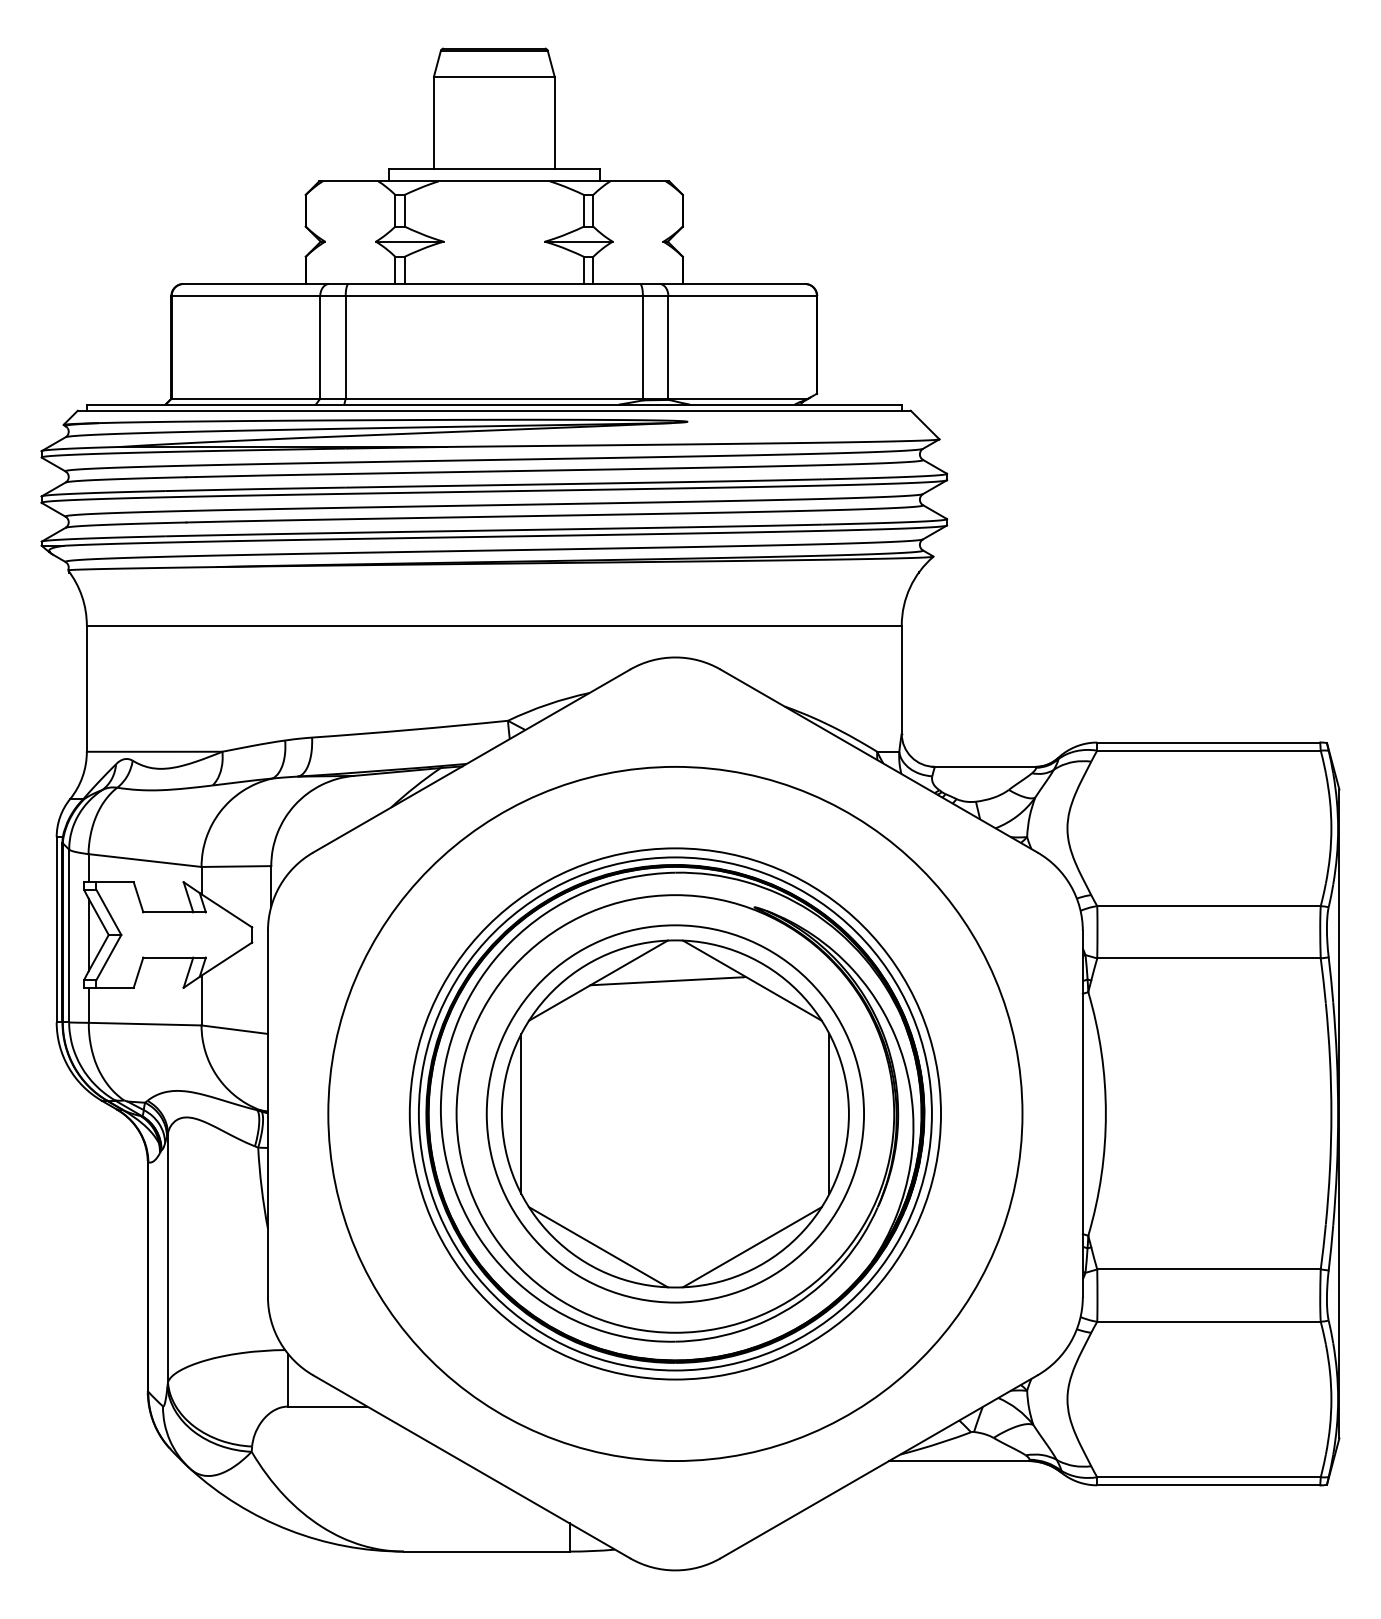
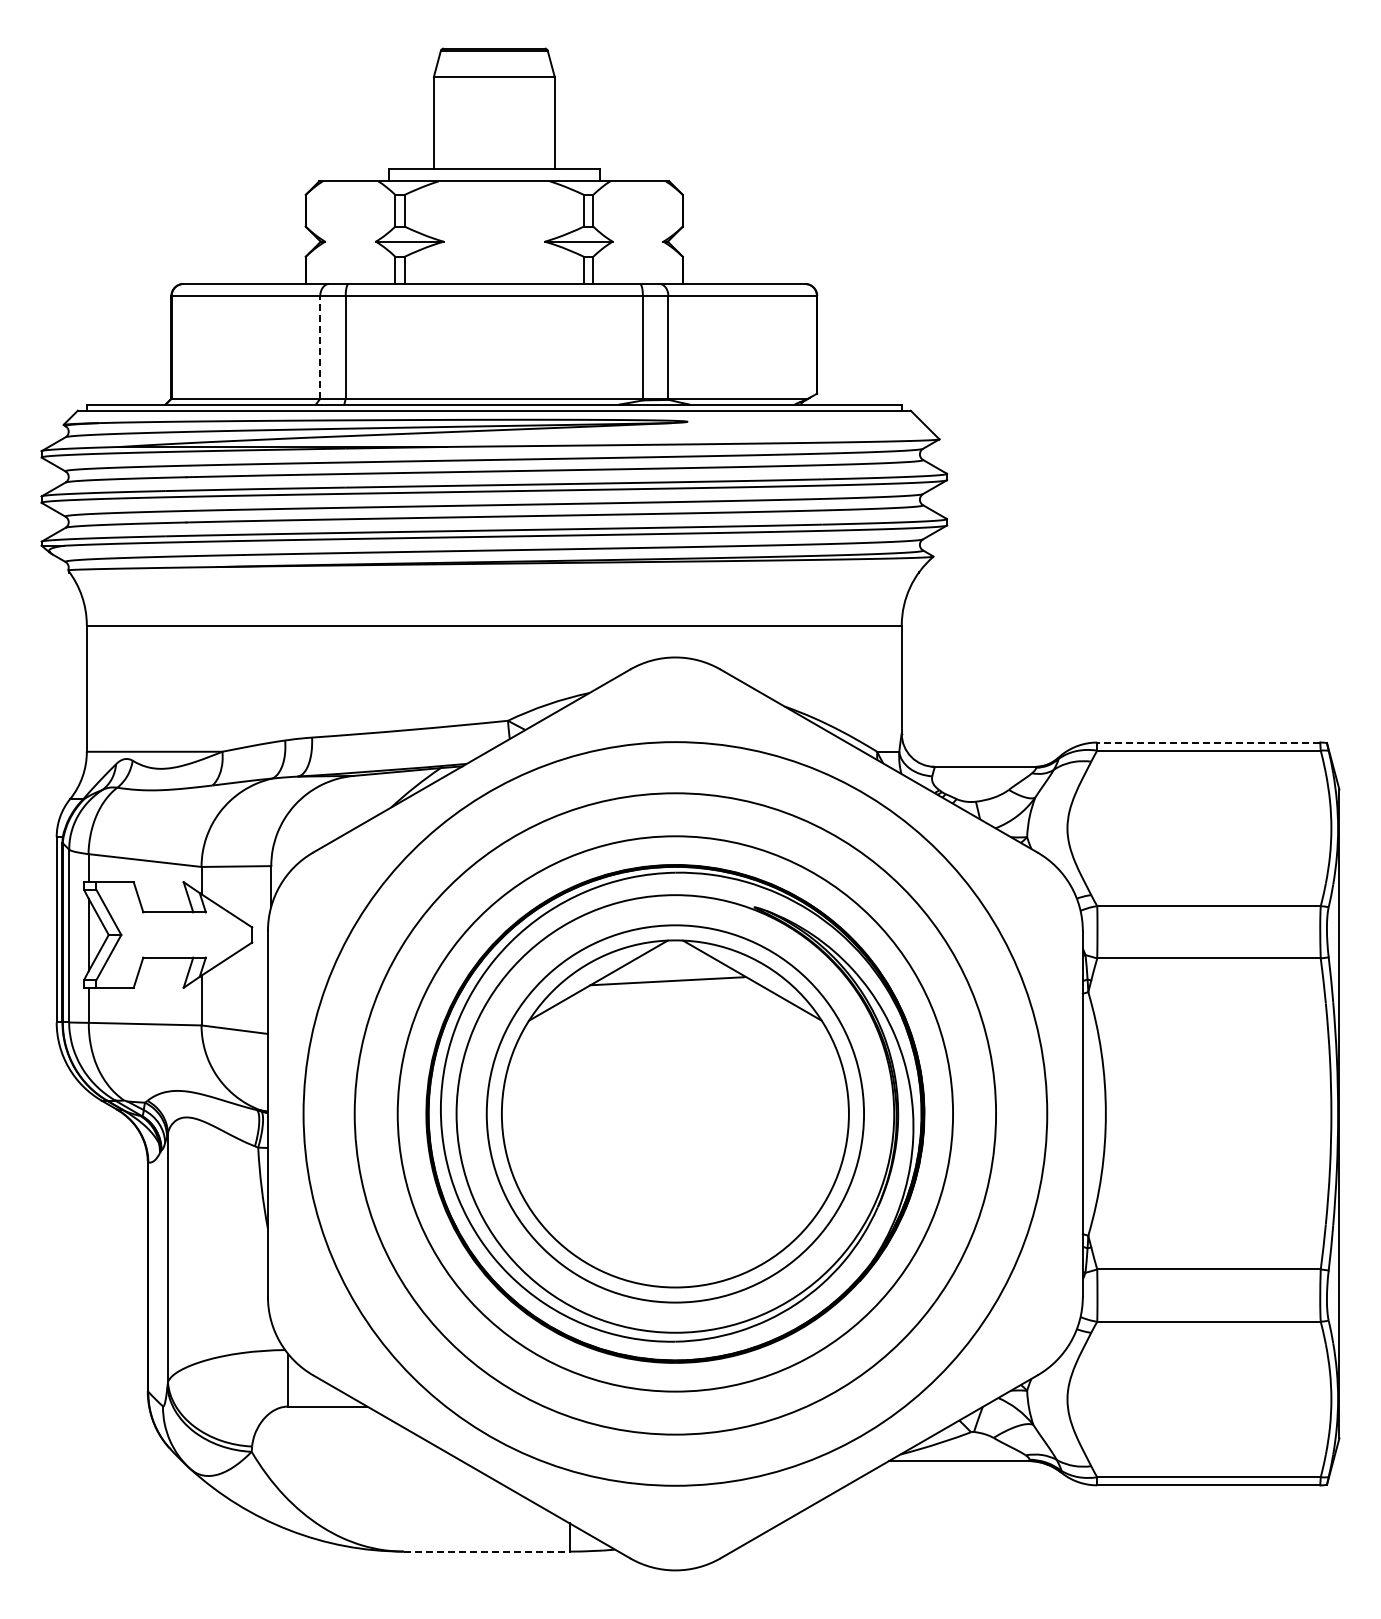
line: solid -> dashed (320, 346)
line: solid -> dashed (1208, 742)
line: present -> none (521, 1113)
circle diameter: 513 px -> 641 px (675, 1113)
circle diameter: 531 px -> 744 px (675, 1113)
circle diameter: 694 px -> 555 px (675, 1113)
line: present -> none (829, 1113)
line: present -> none (598, 1247)
line: present -> none (751, 1247)
line: solid -> dashed (486, 1551)
